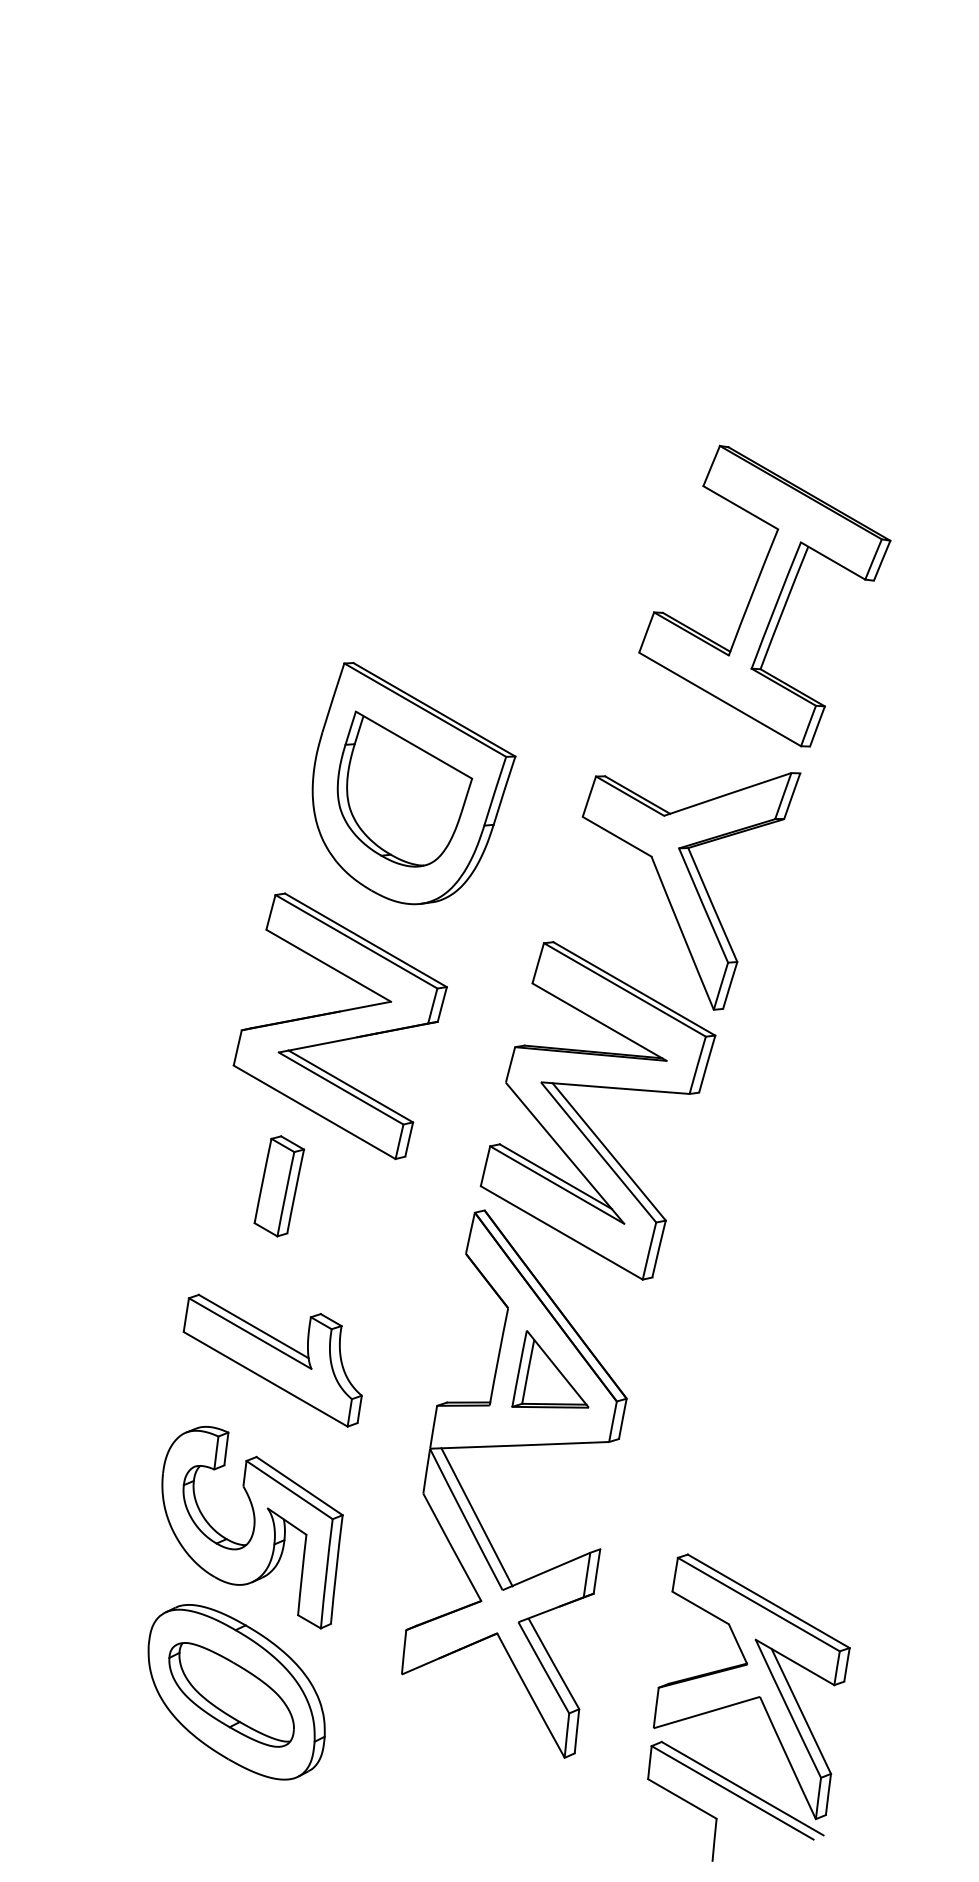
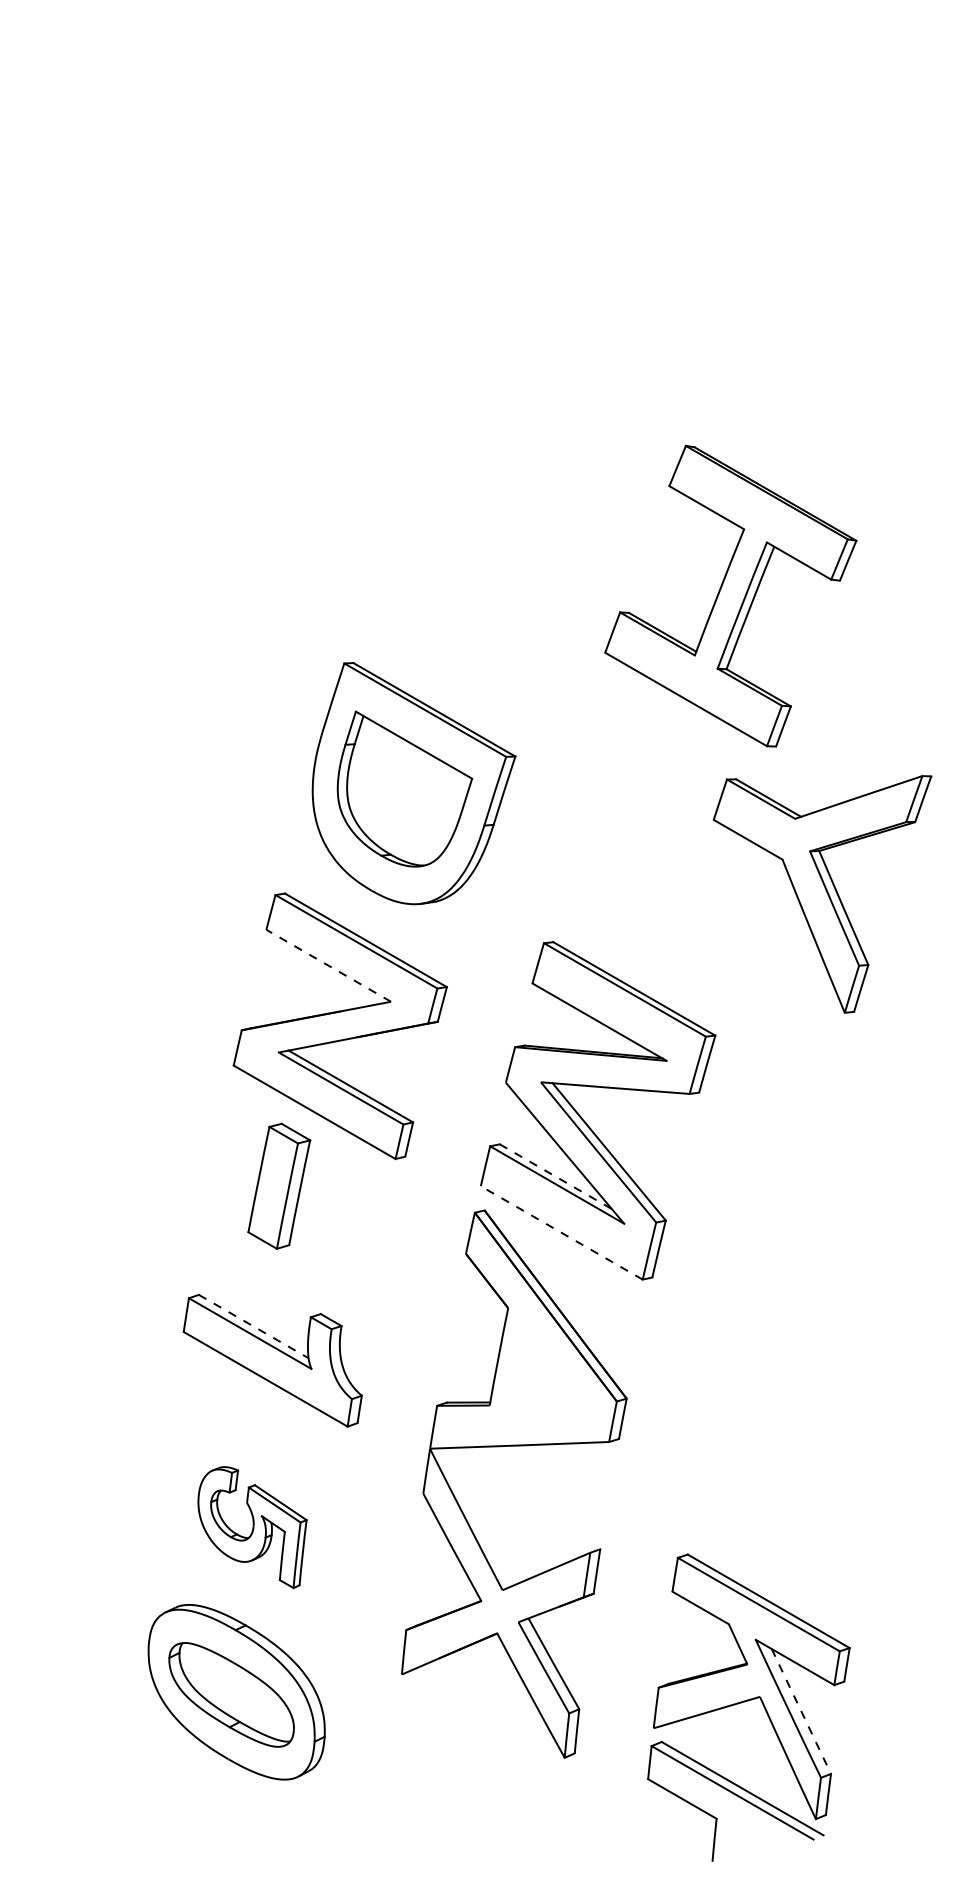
part position: (764, 595) -> (730, 595) (730, 595)
part position: (691, 891) -> (822, 894) (822, 894)
line: solid -> dashed (328, 965)
line: solid -> dashed (555, 1176)
part size: 53x103 px -> 65x128 px (279, 1185)
line: solid -> dashed (561, 1232)
line: solid -> dashed (254, 1326)
part: present -> none (550, 1369)
line: present -> none (476, 1517)
part size: 183x205 px -> 111x124 px (252, 1527)
line: solid -> dashed (801, 1711)
